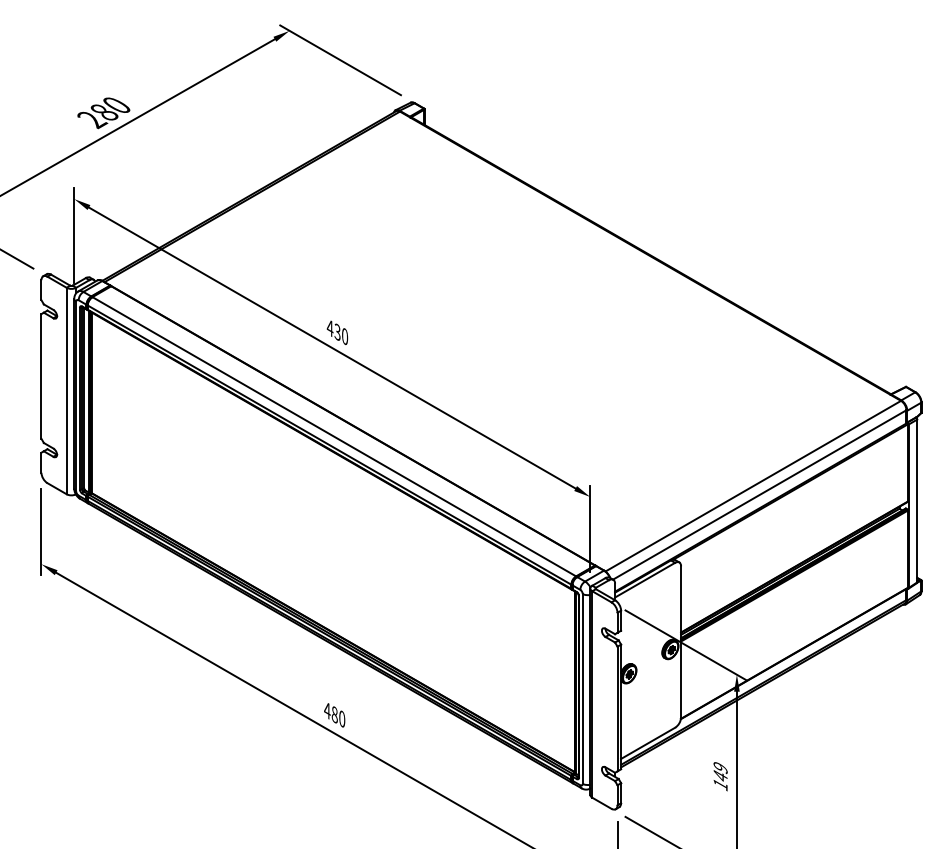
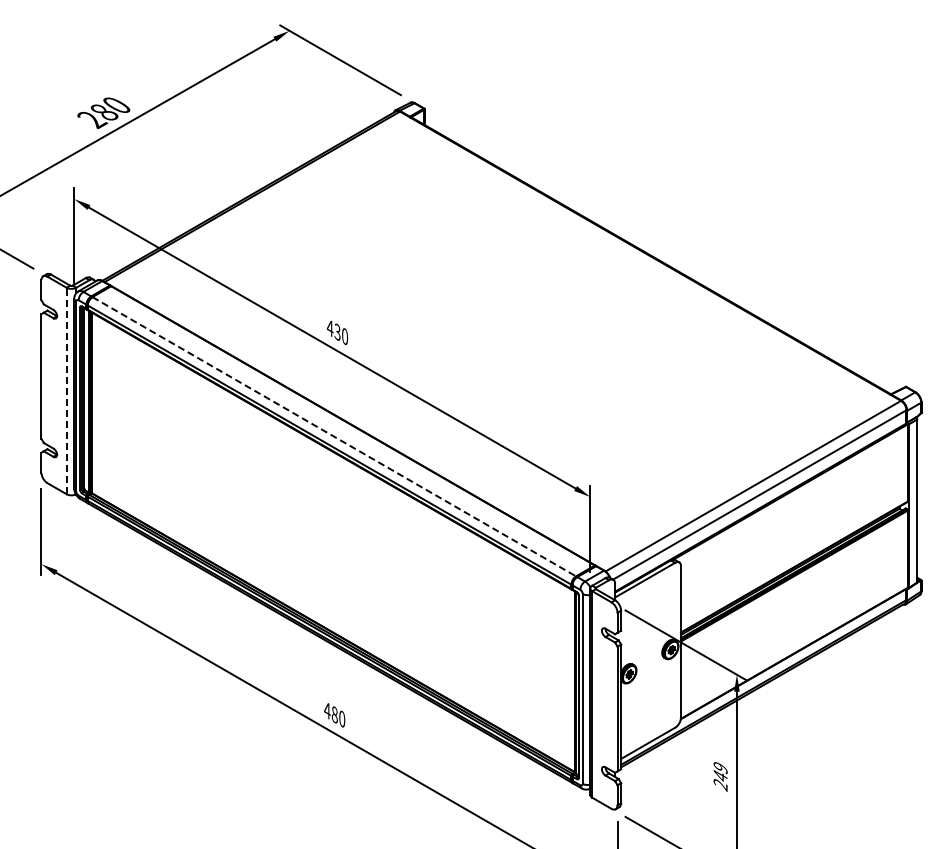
line: solid -> dashed (66, 390)
line: solid -> dashed (334, 437)
text: 149 -> 249 (720, 785)
